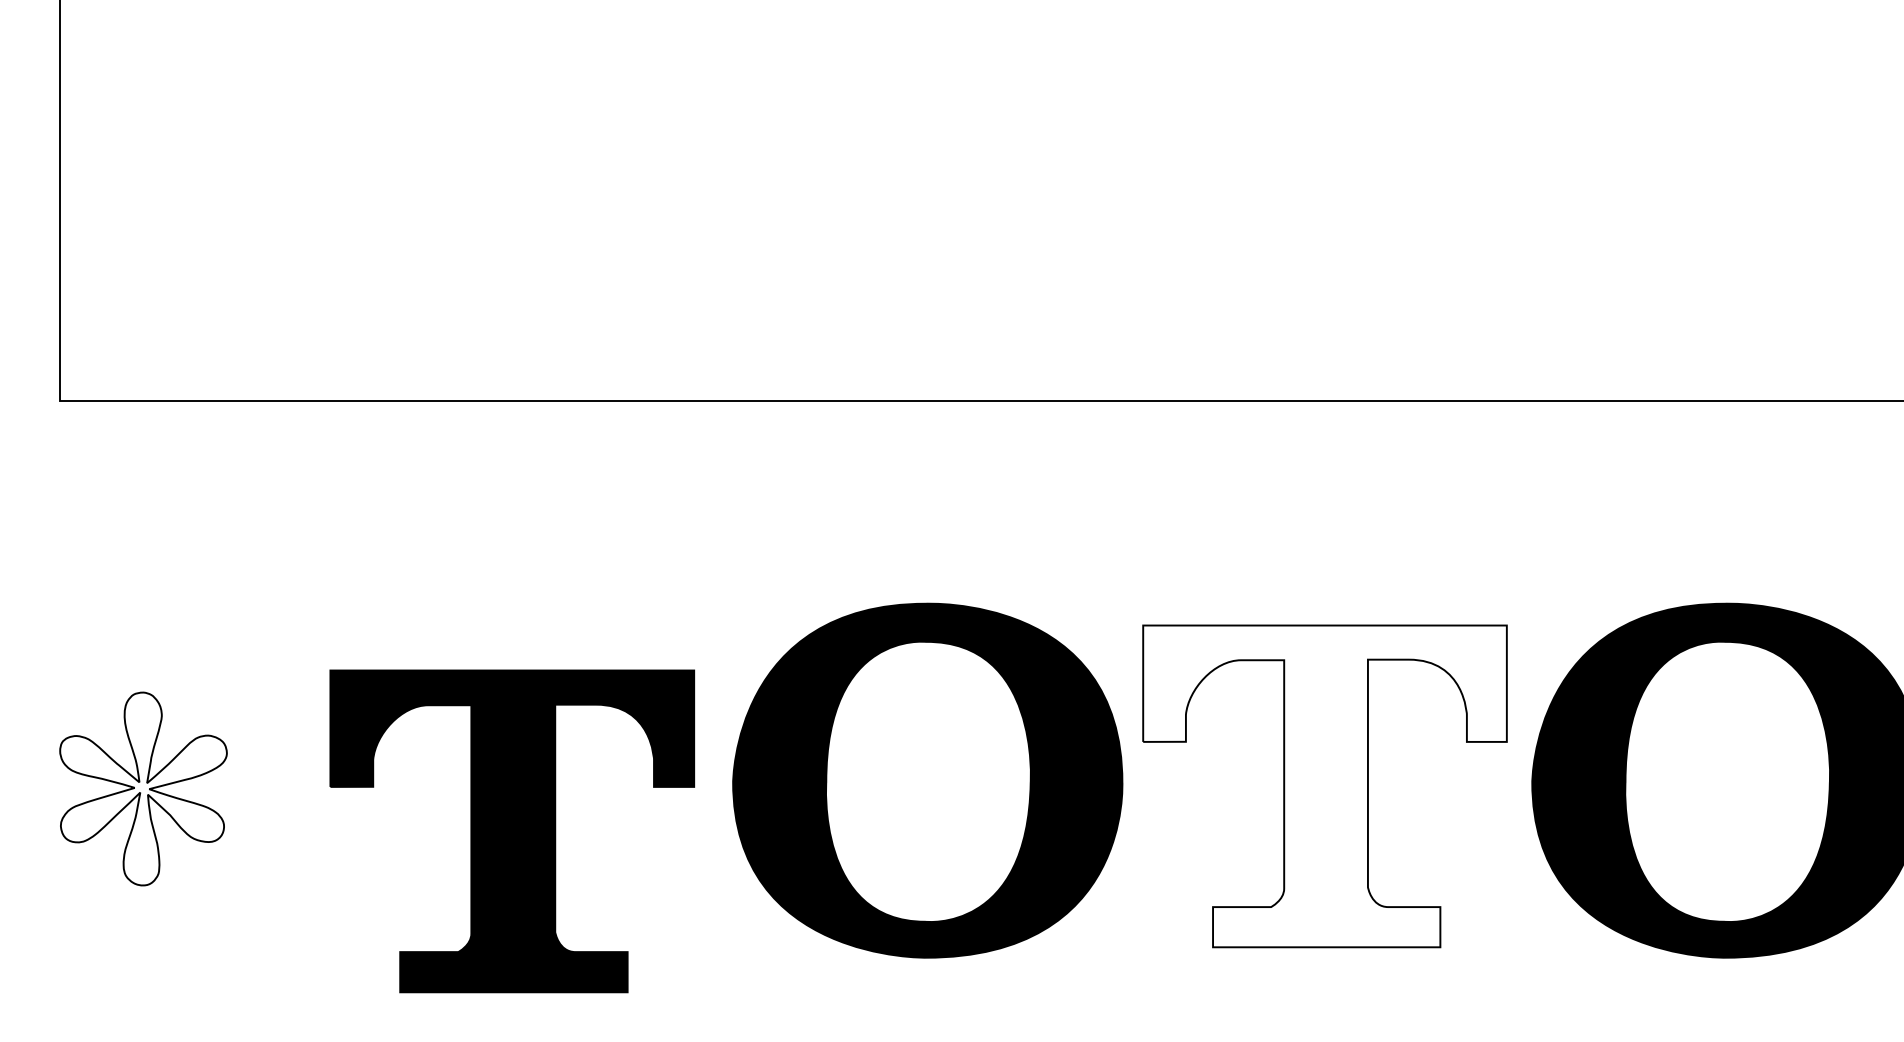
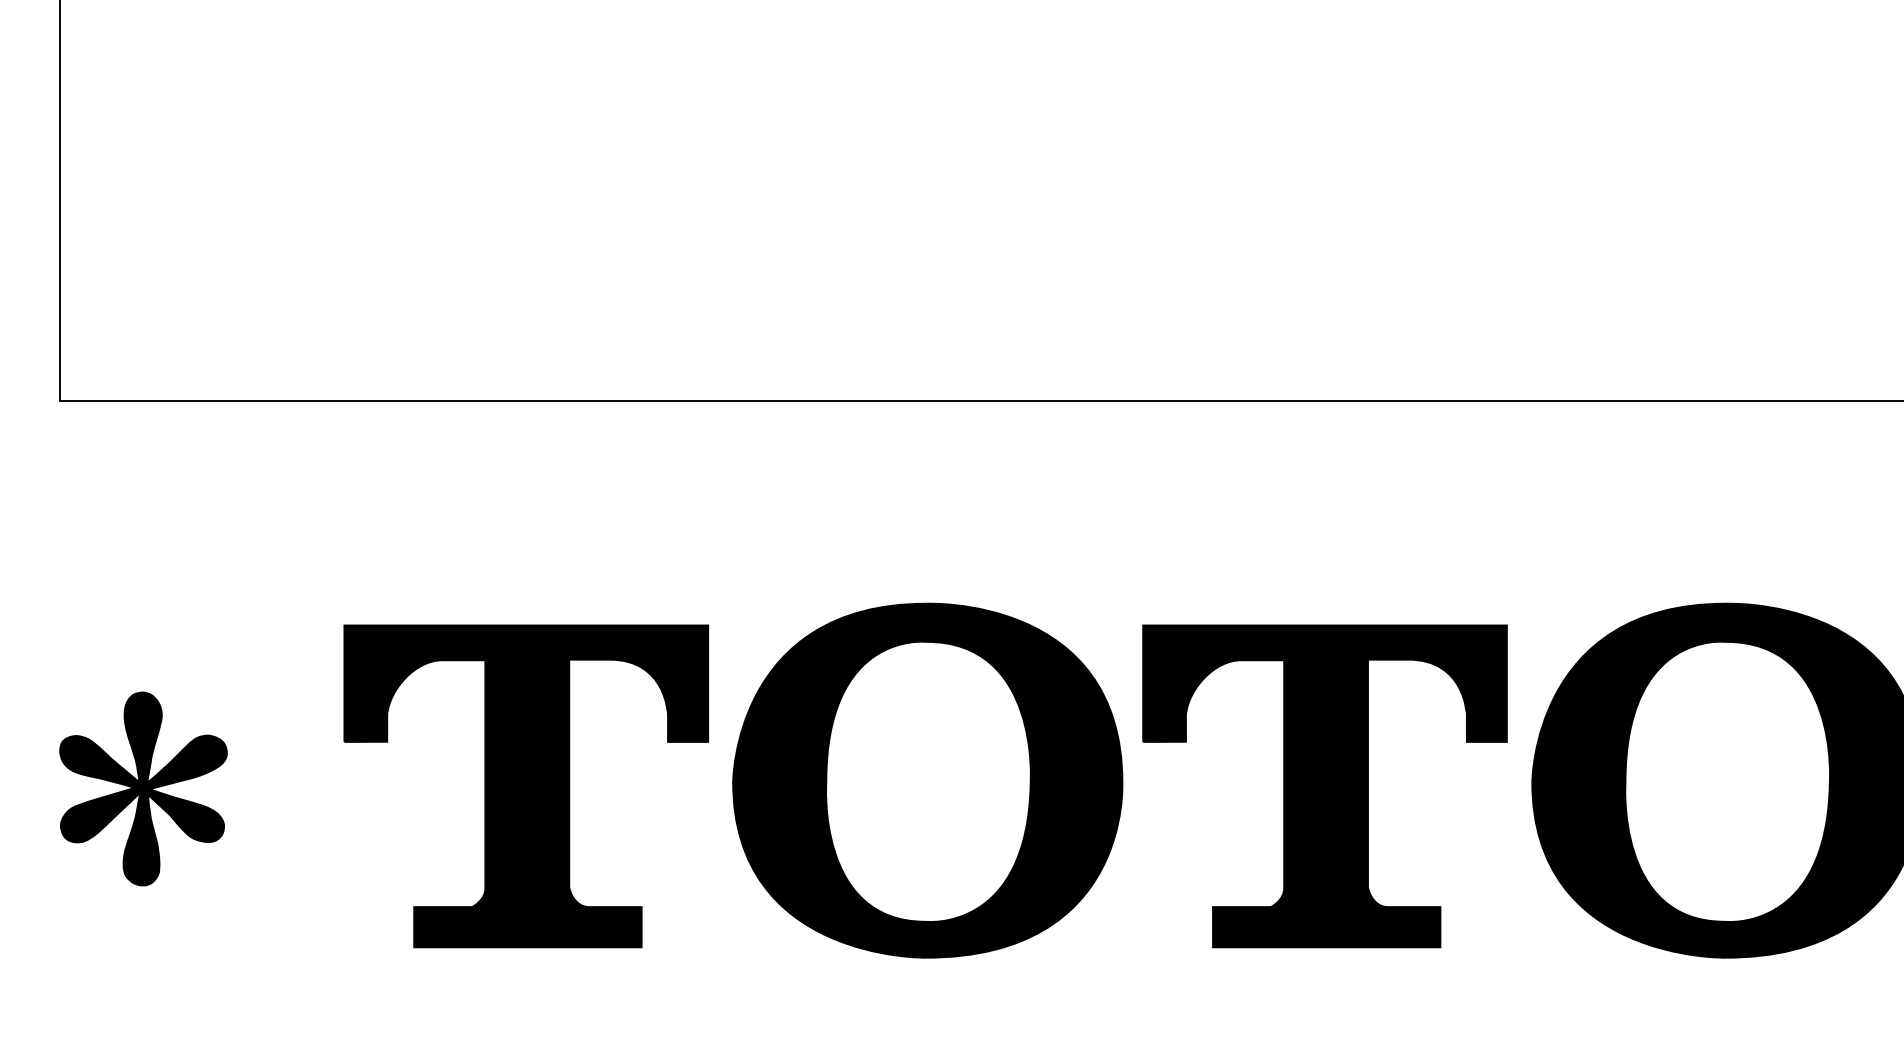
fill: none -> present (1324, 786)
fill: none -> present (143, 788)
part position: (512, 831) -> (526, 786) (526, 786)
